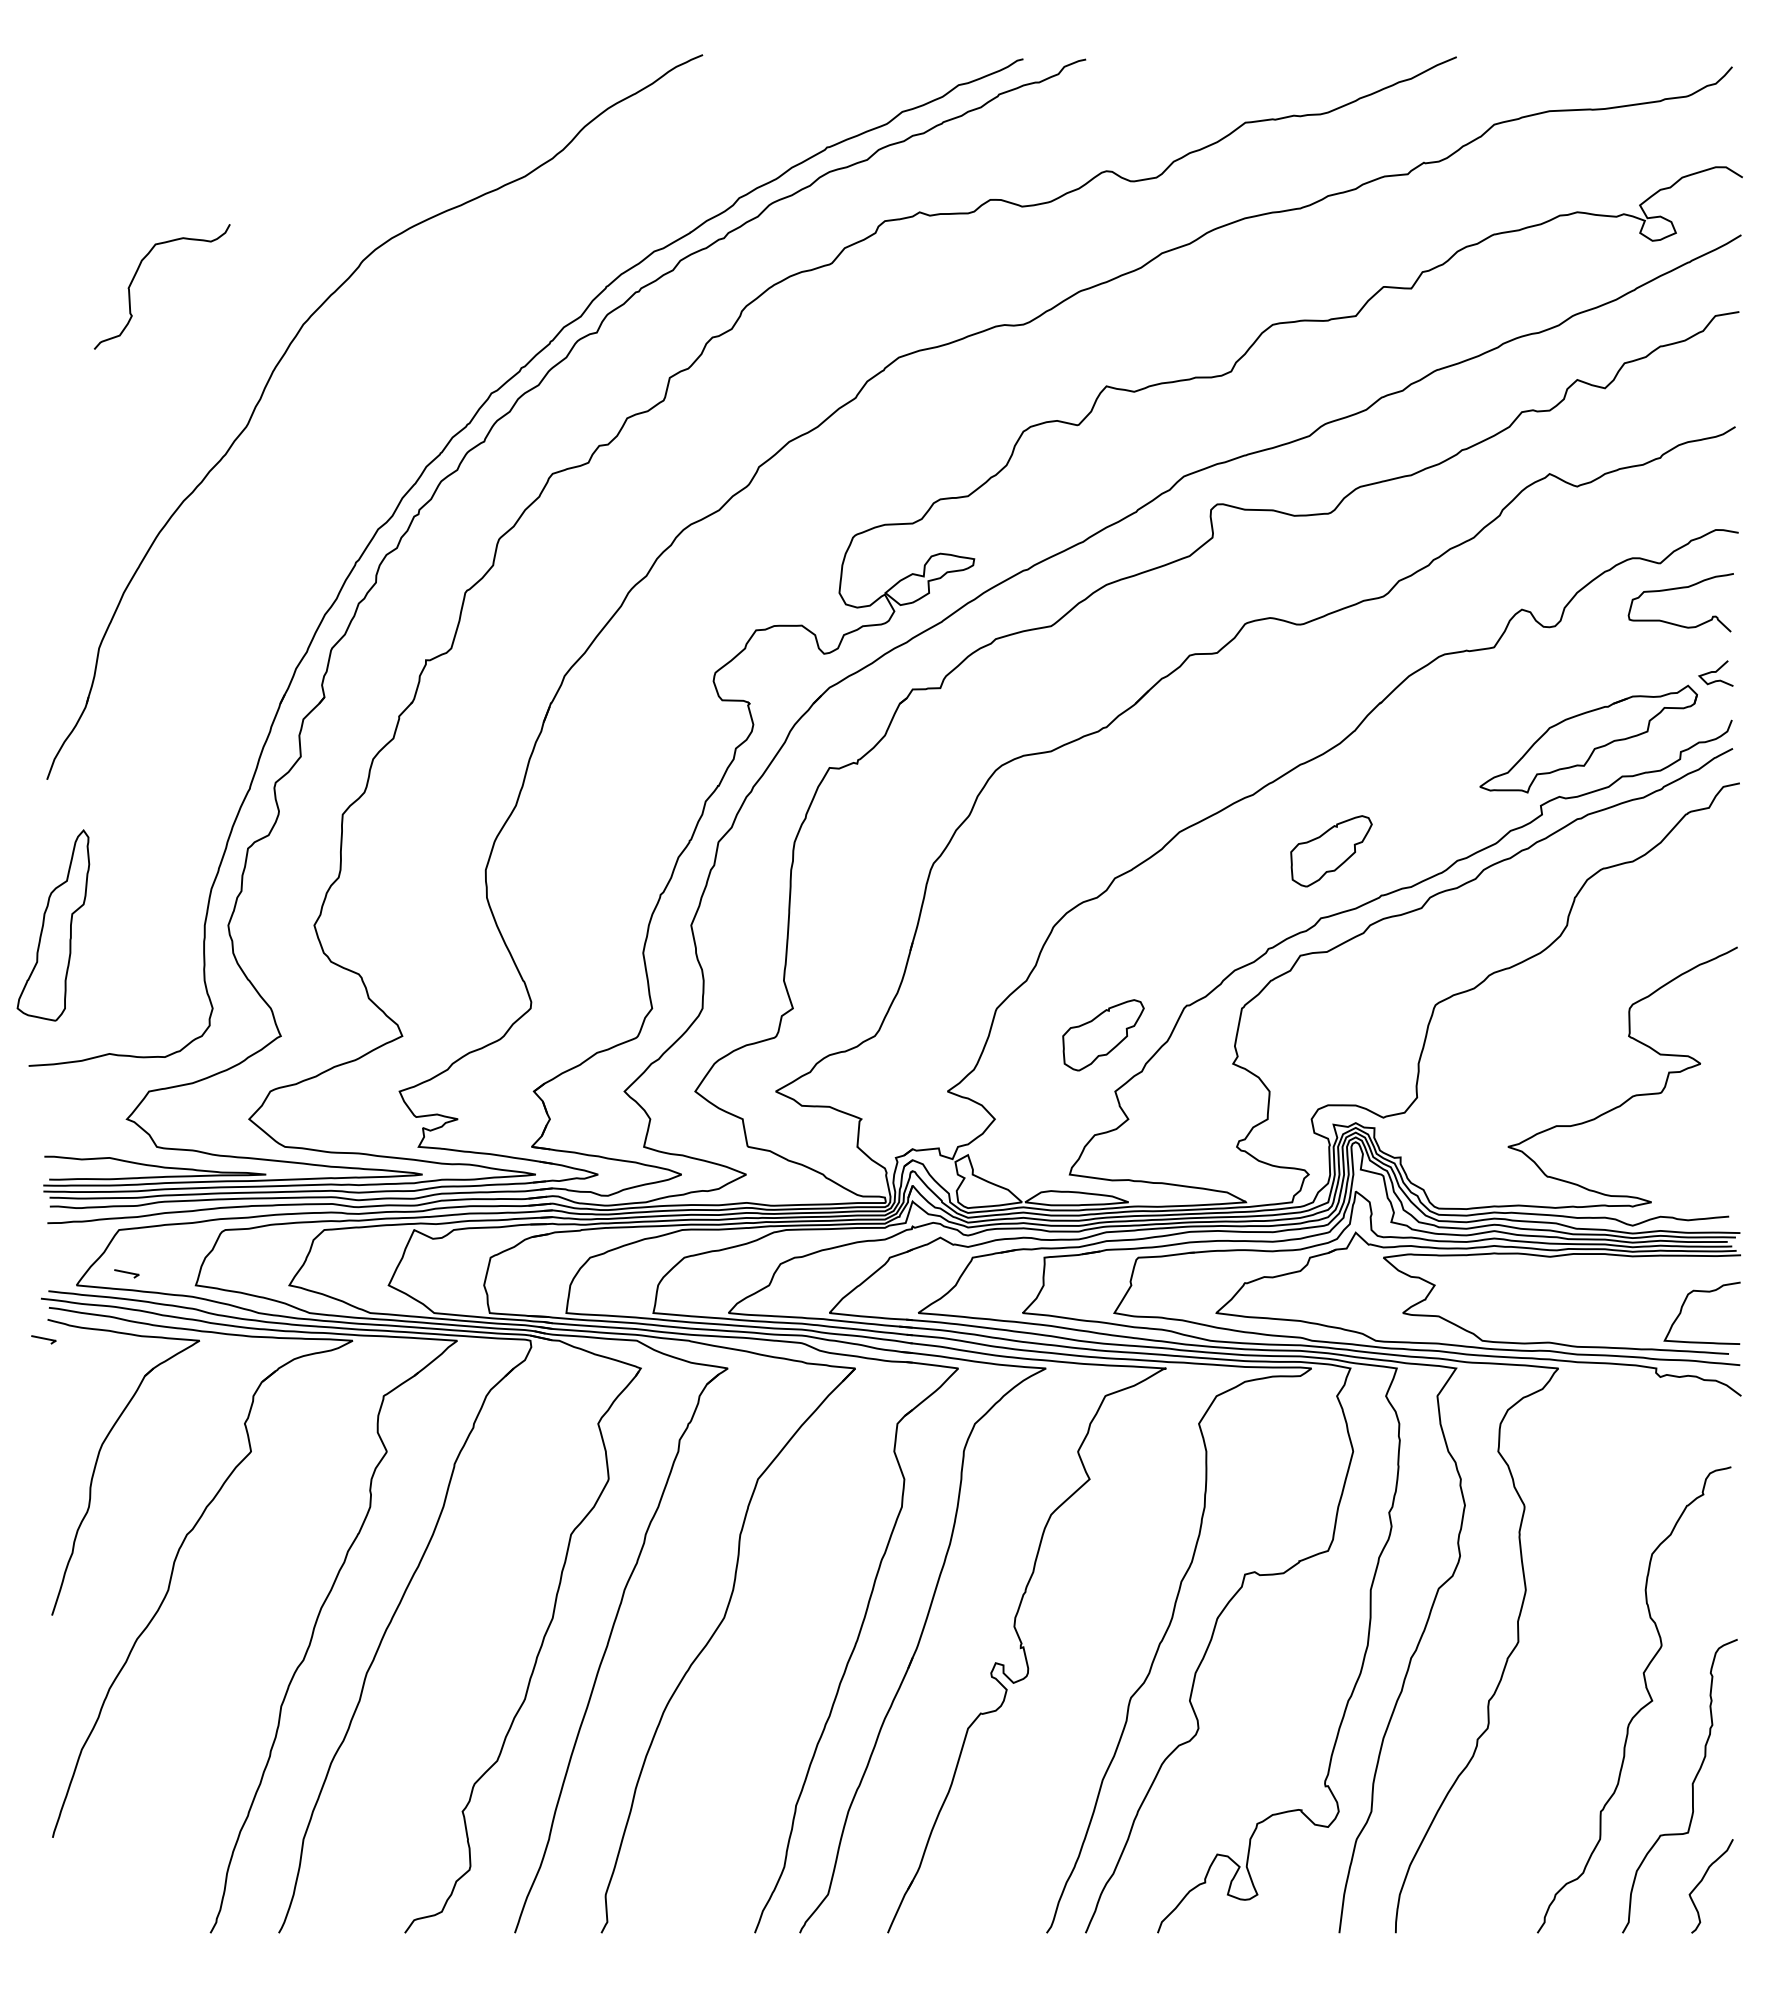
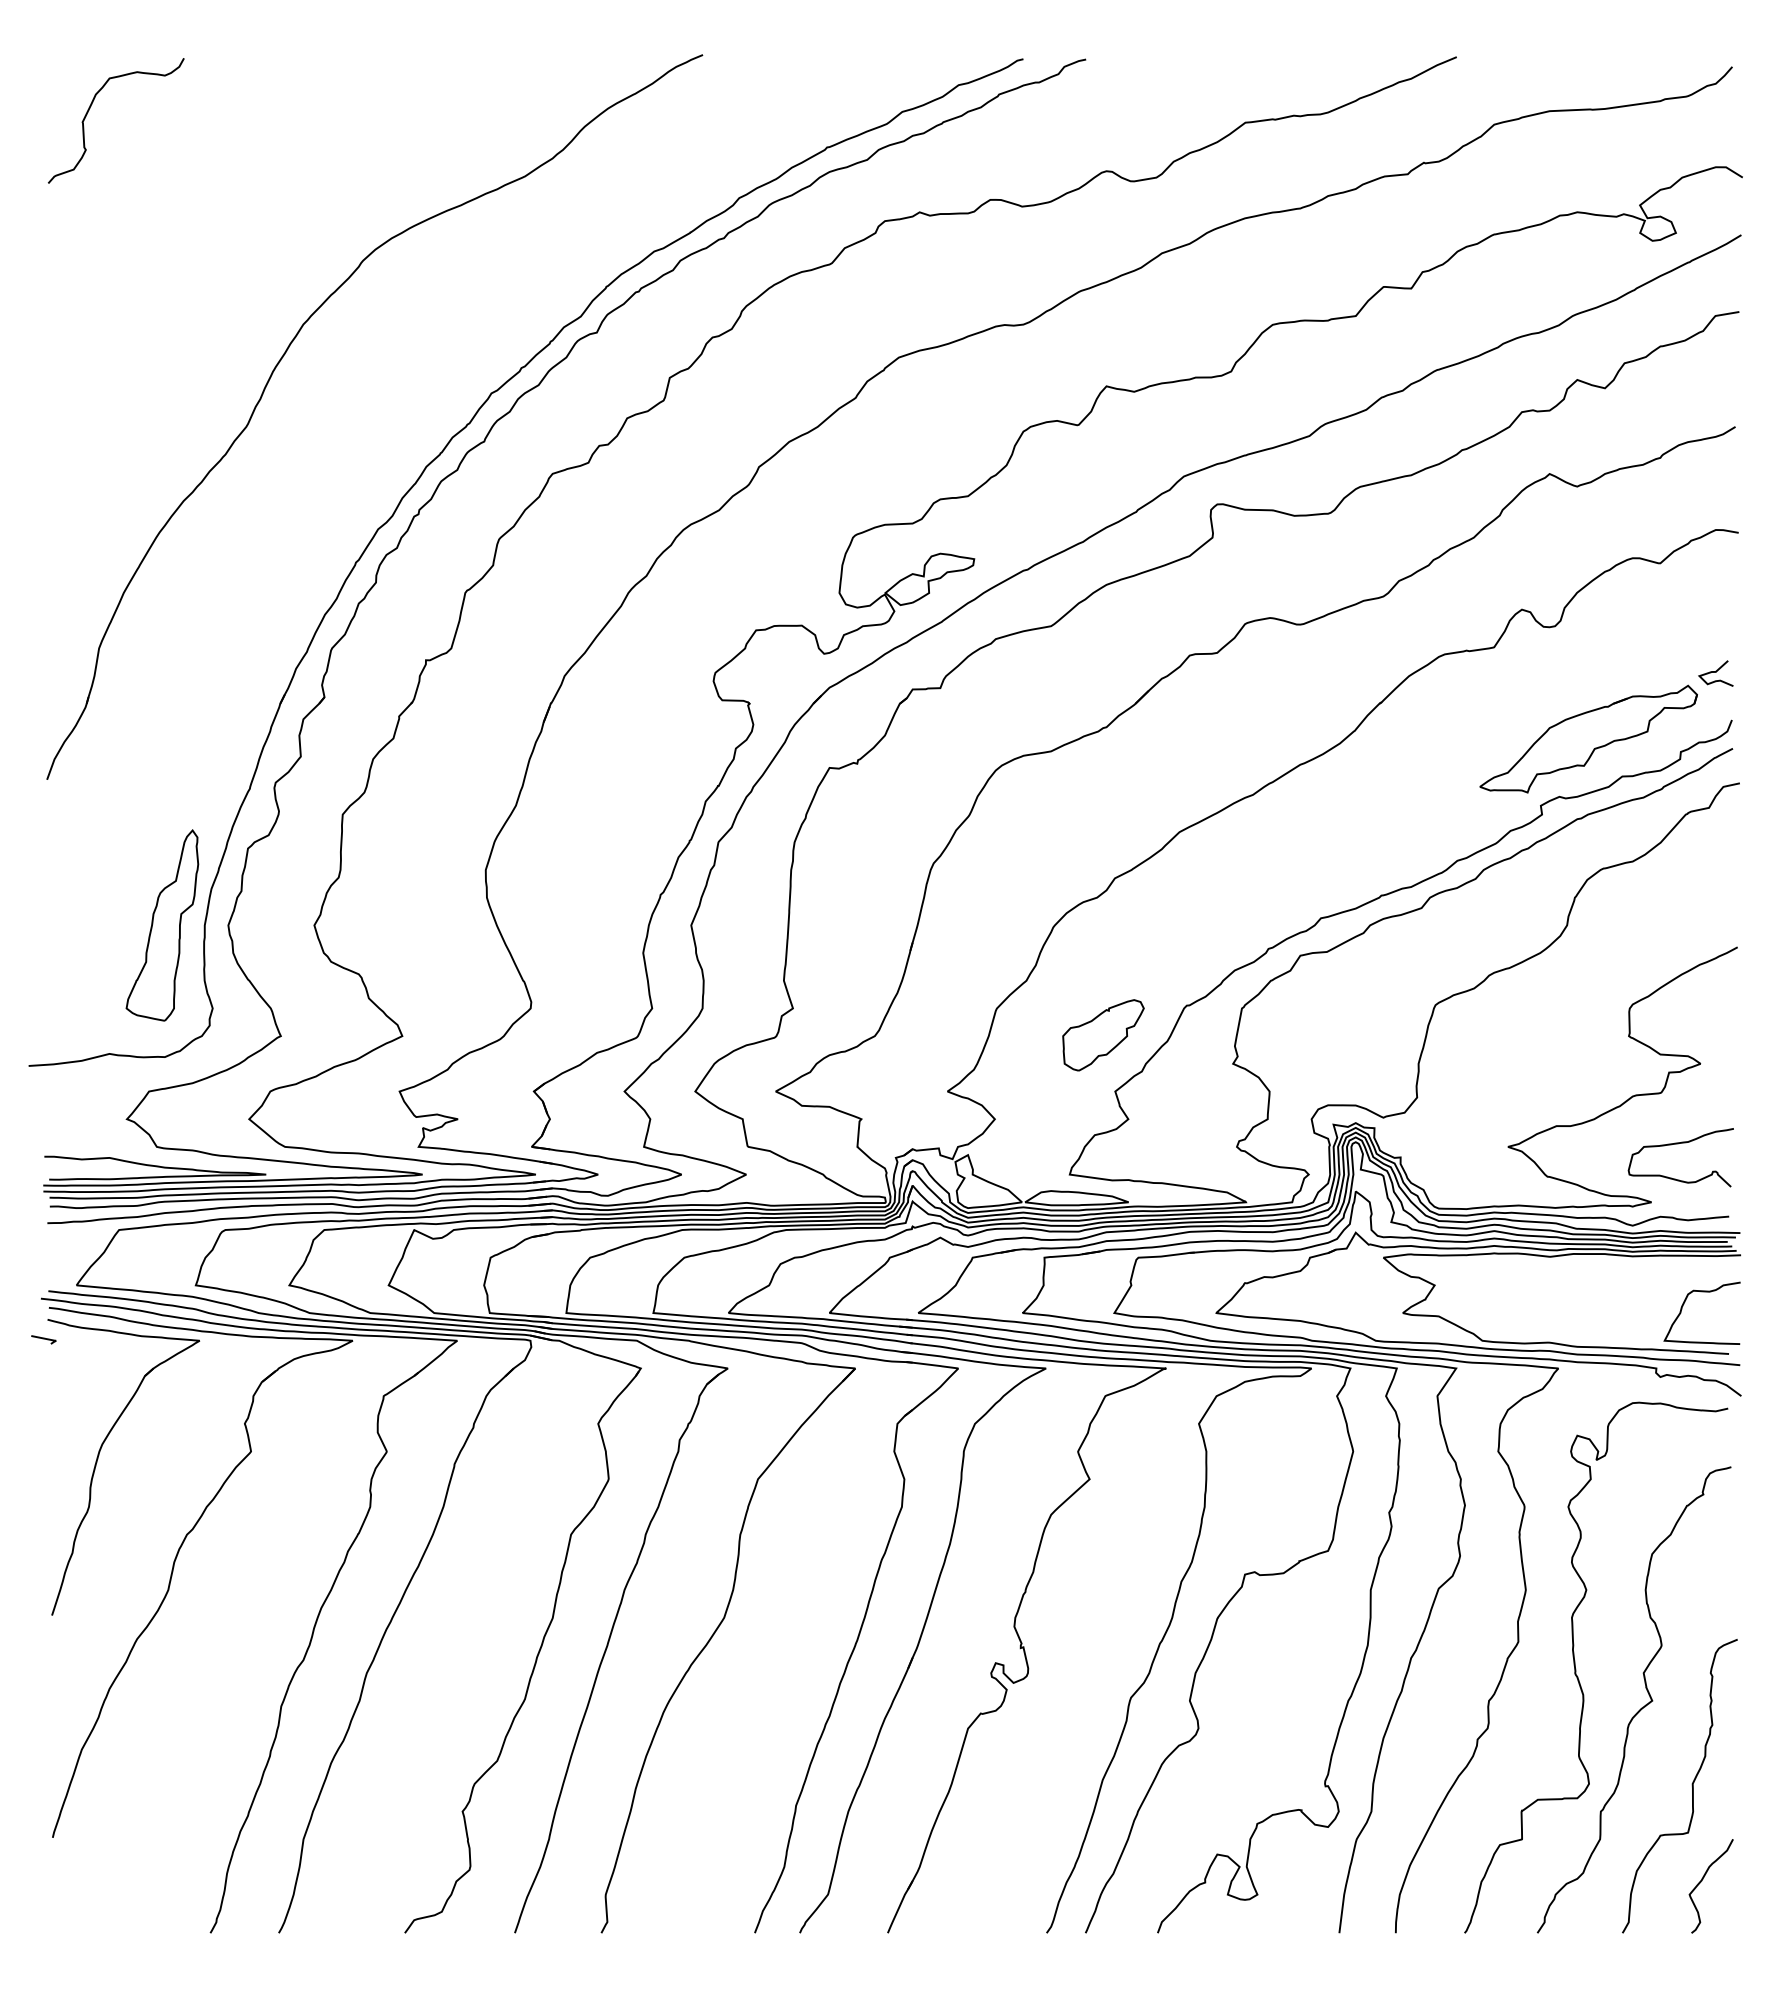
curve position: (136, 274) -> (90, 108) (90, 108)
curve position: (1678, 589) -> (1678, 1144) (1678, 1144)
part: present -> none (1331, 851)
part position: (53, 925) -> (162, 925) (162, 925)
curve: present -> none (126, 1273)
curve: none -> present (1576, 1669)
